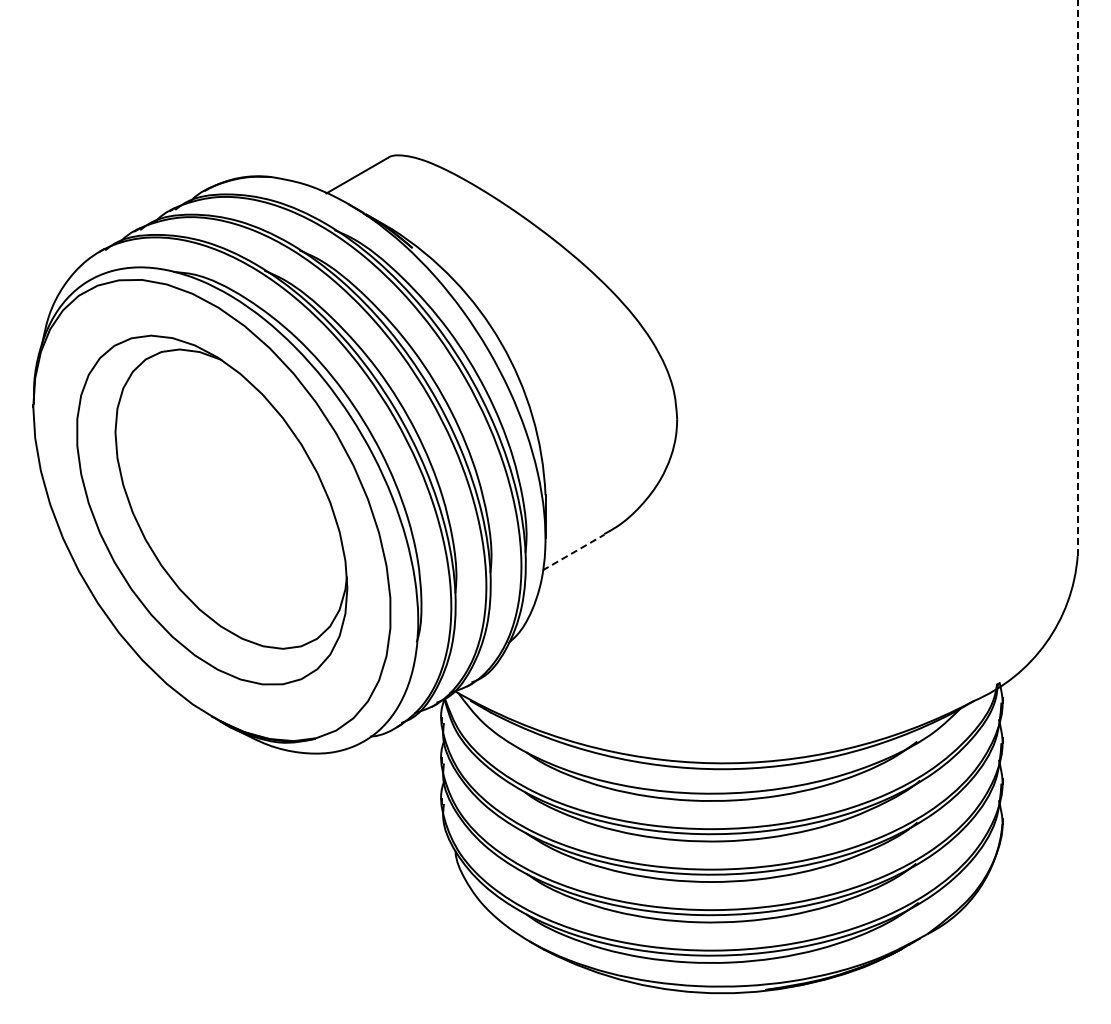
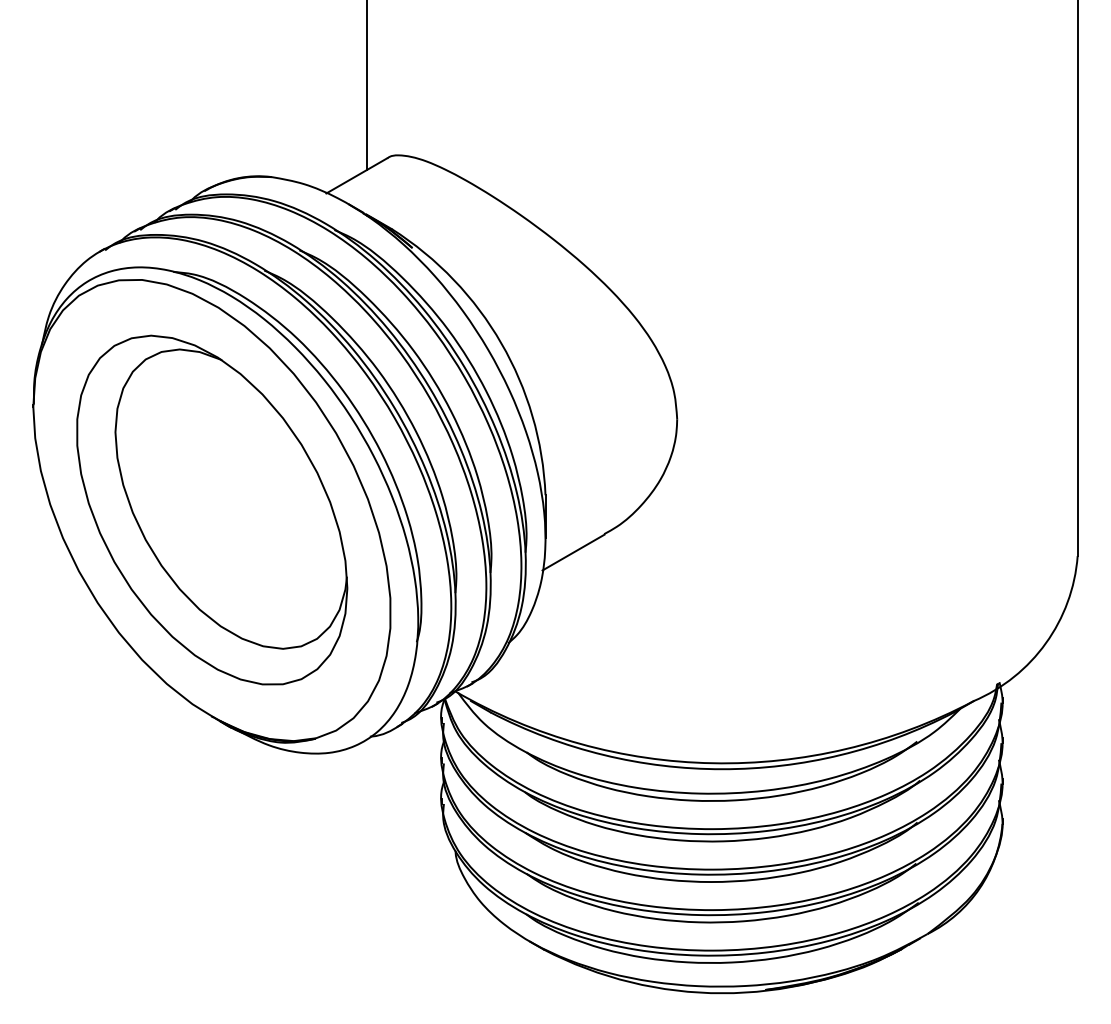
line: none -> present (367, 85)
line: dashed -> solid (1077, 278)
line: dashed -> solid (573, 552)
